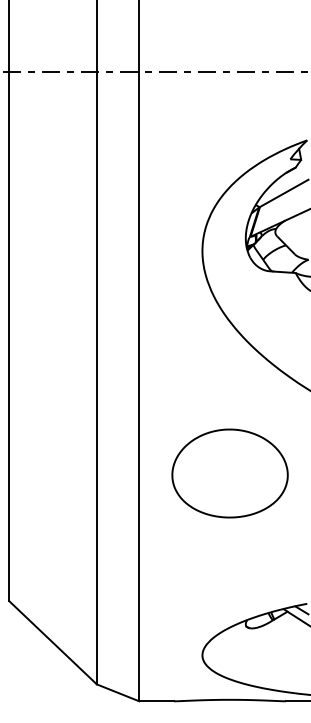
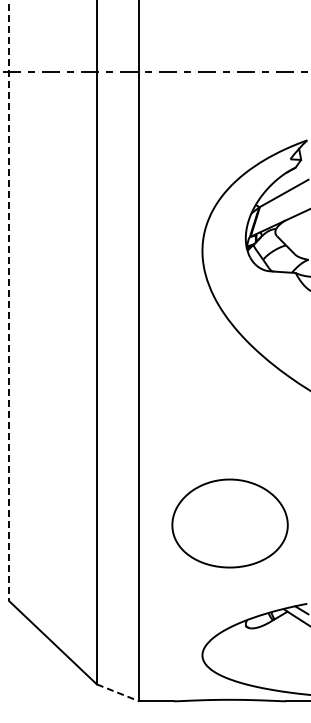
line: solid -> dashed (9, 301)
part position: (229, 473) -> (229, 523) (229, 523)
line: solid -> dashed (118, 692)
